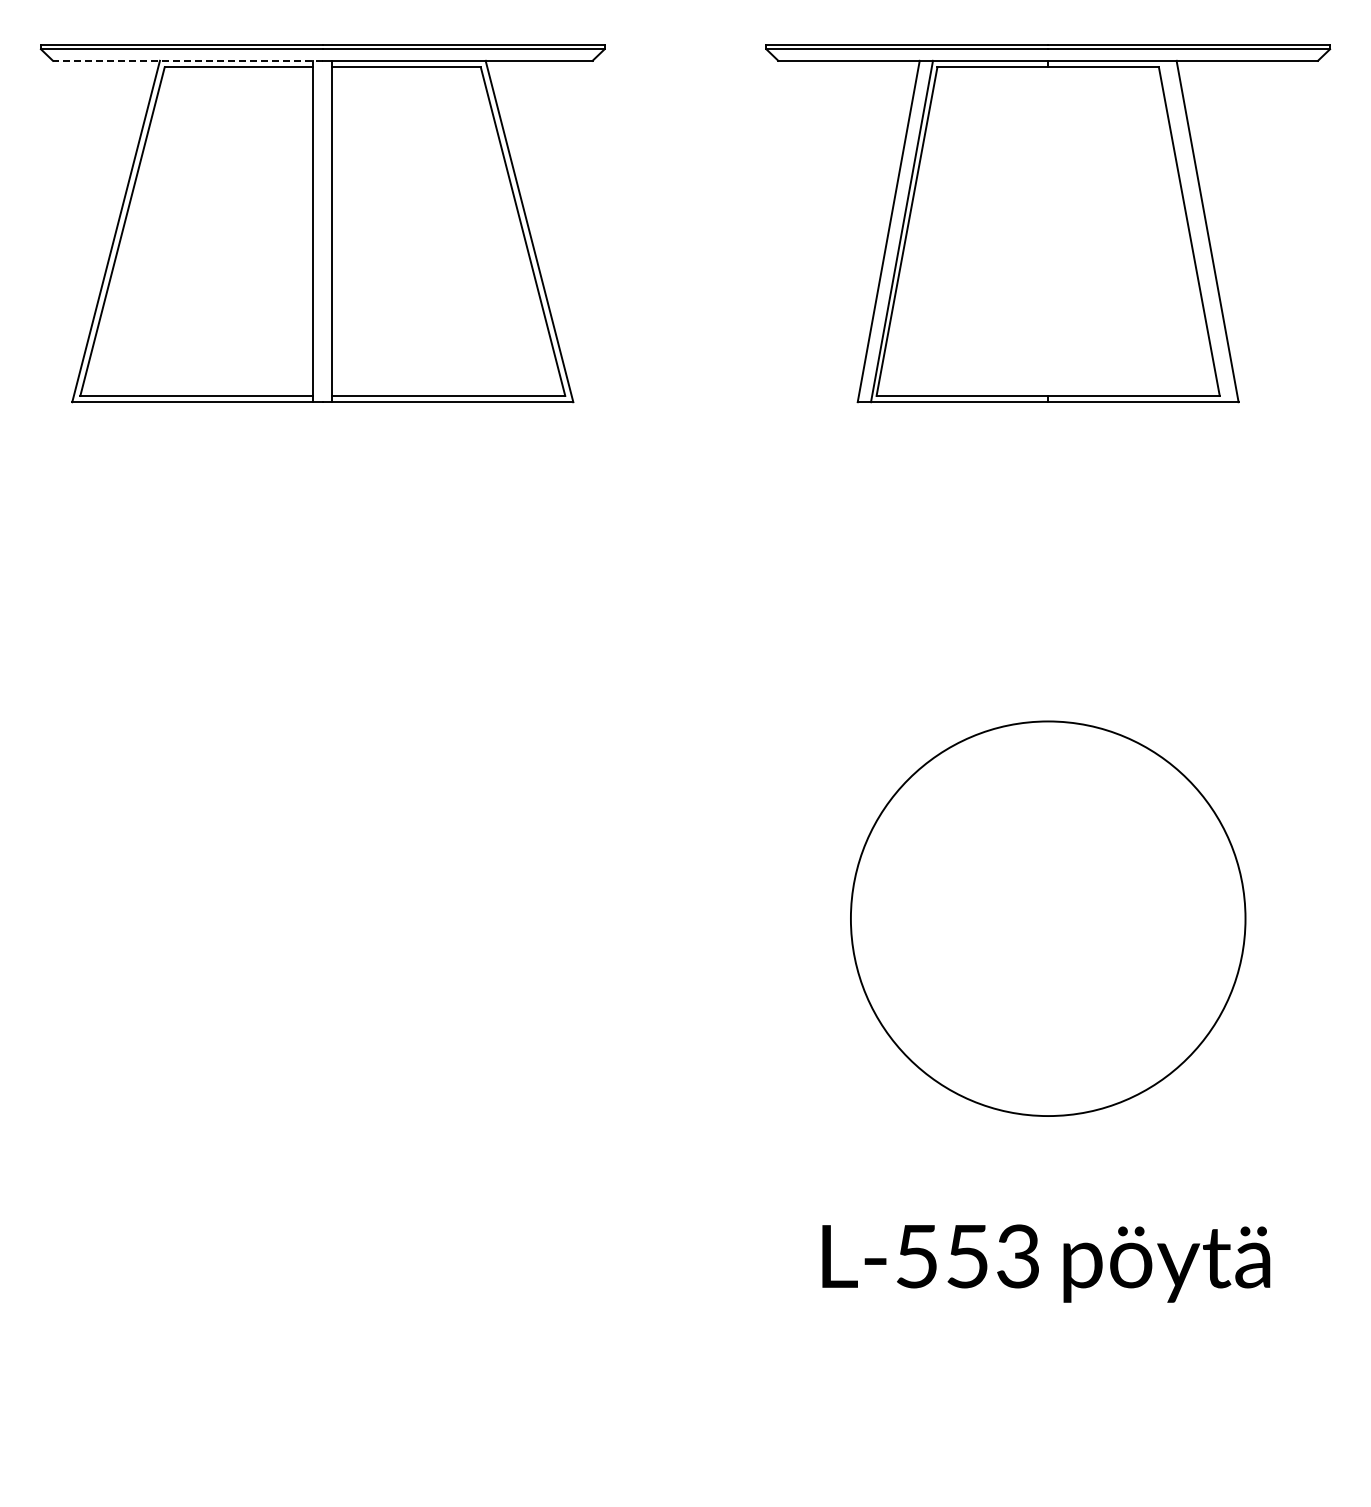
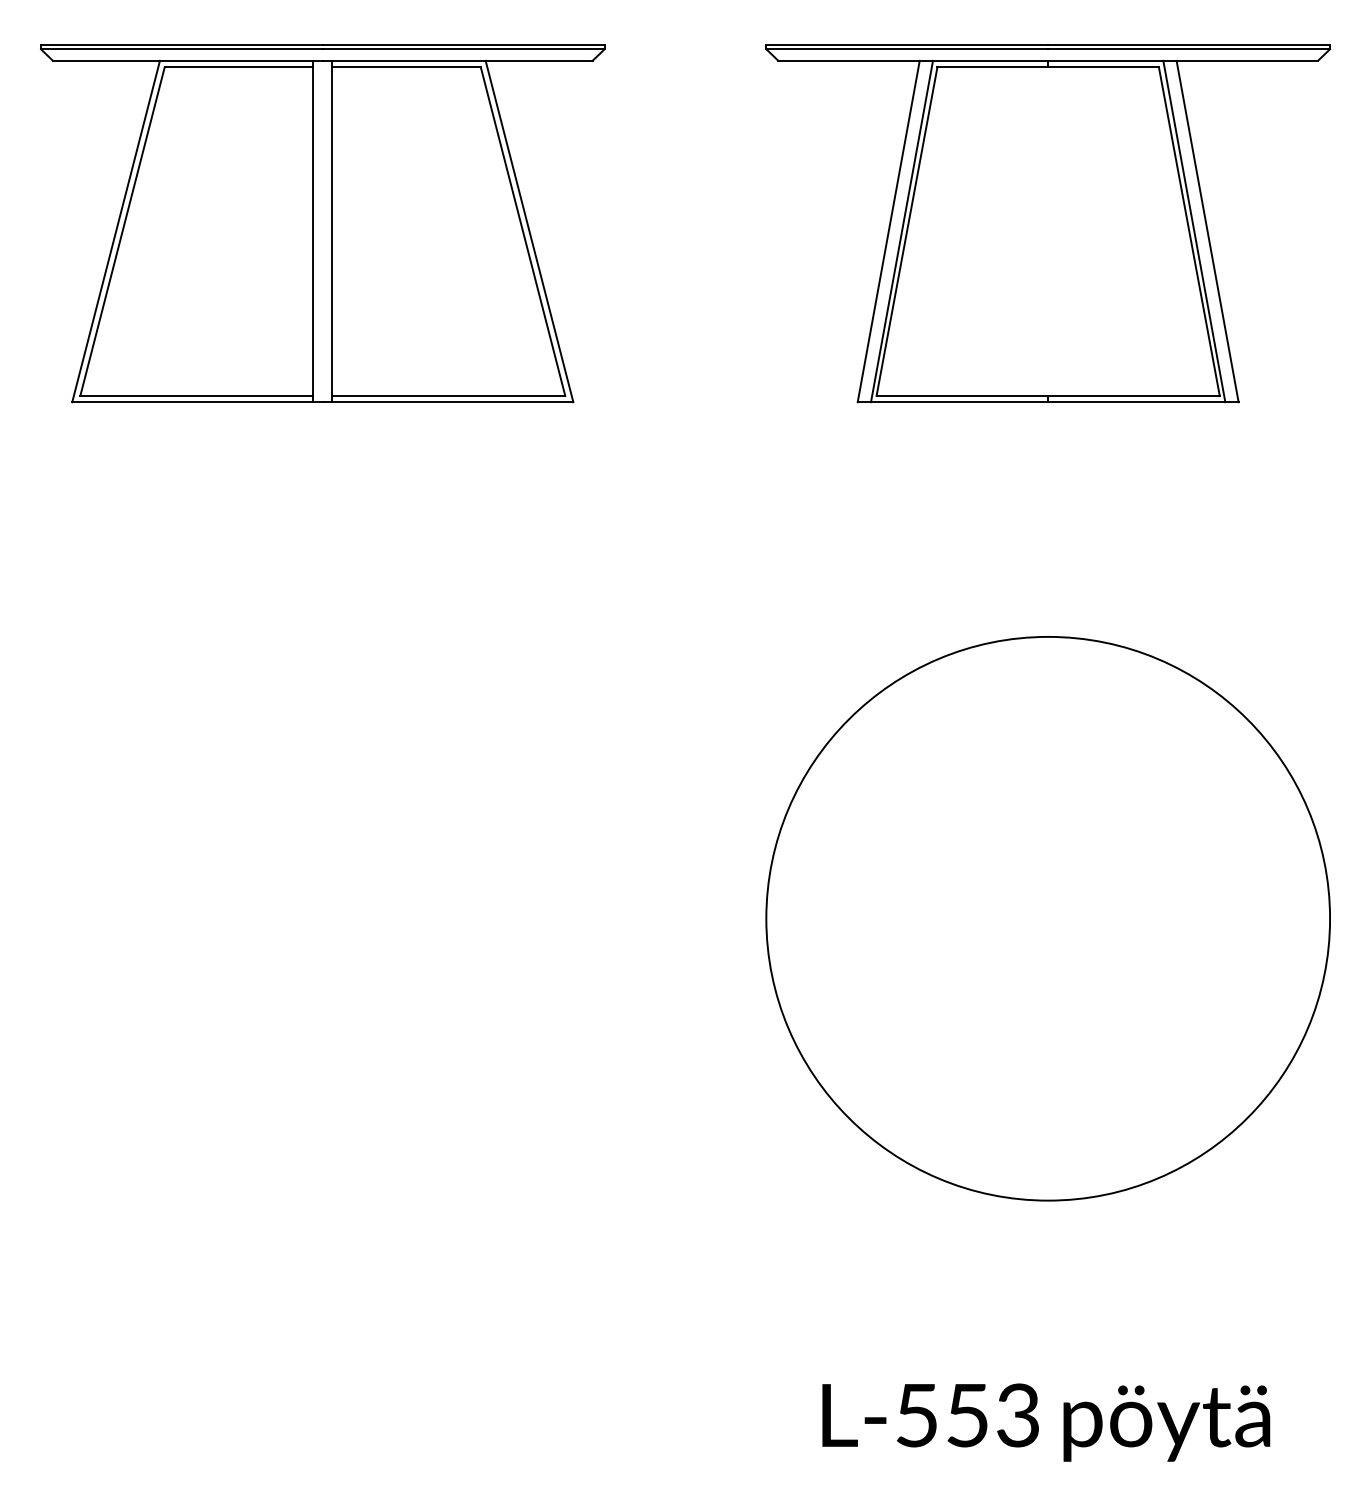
line: dashed -> solid (187, 60)
line: none -> present (1194, 231)
circle diameter: 395 px -> 564 px (1048, 918)
text position: (1046, 1263) -> (1046, 1422) (1046, 1422)
